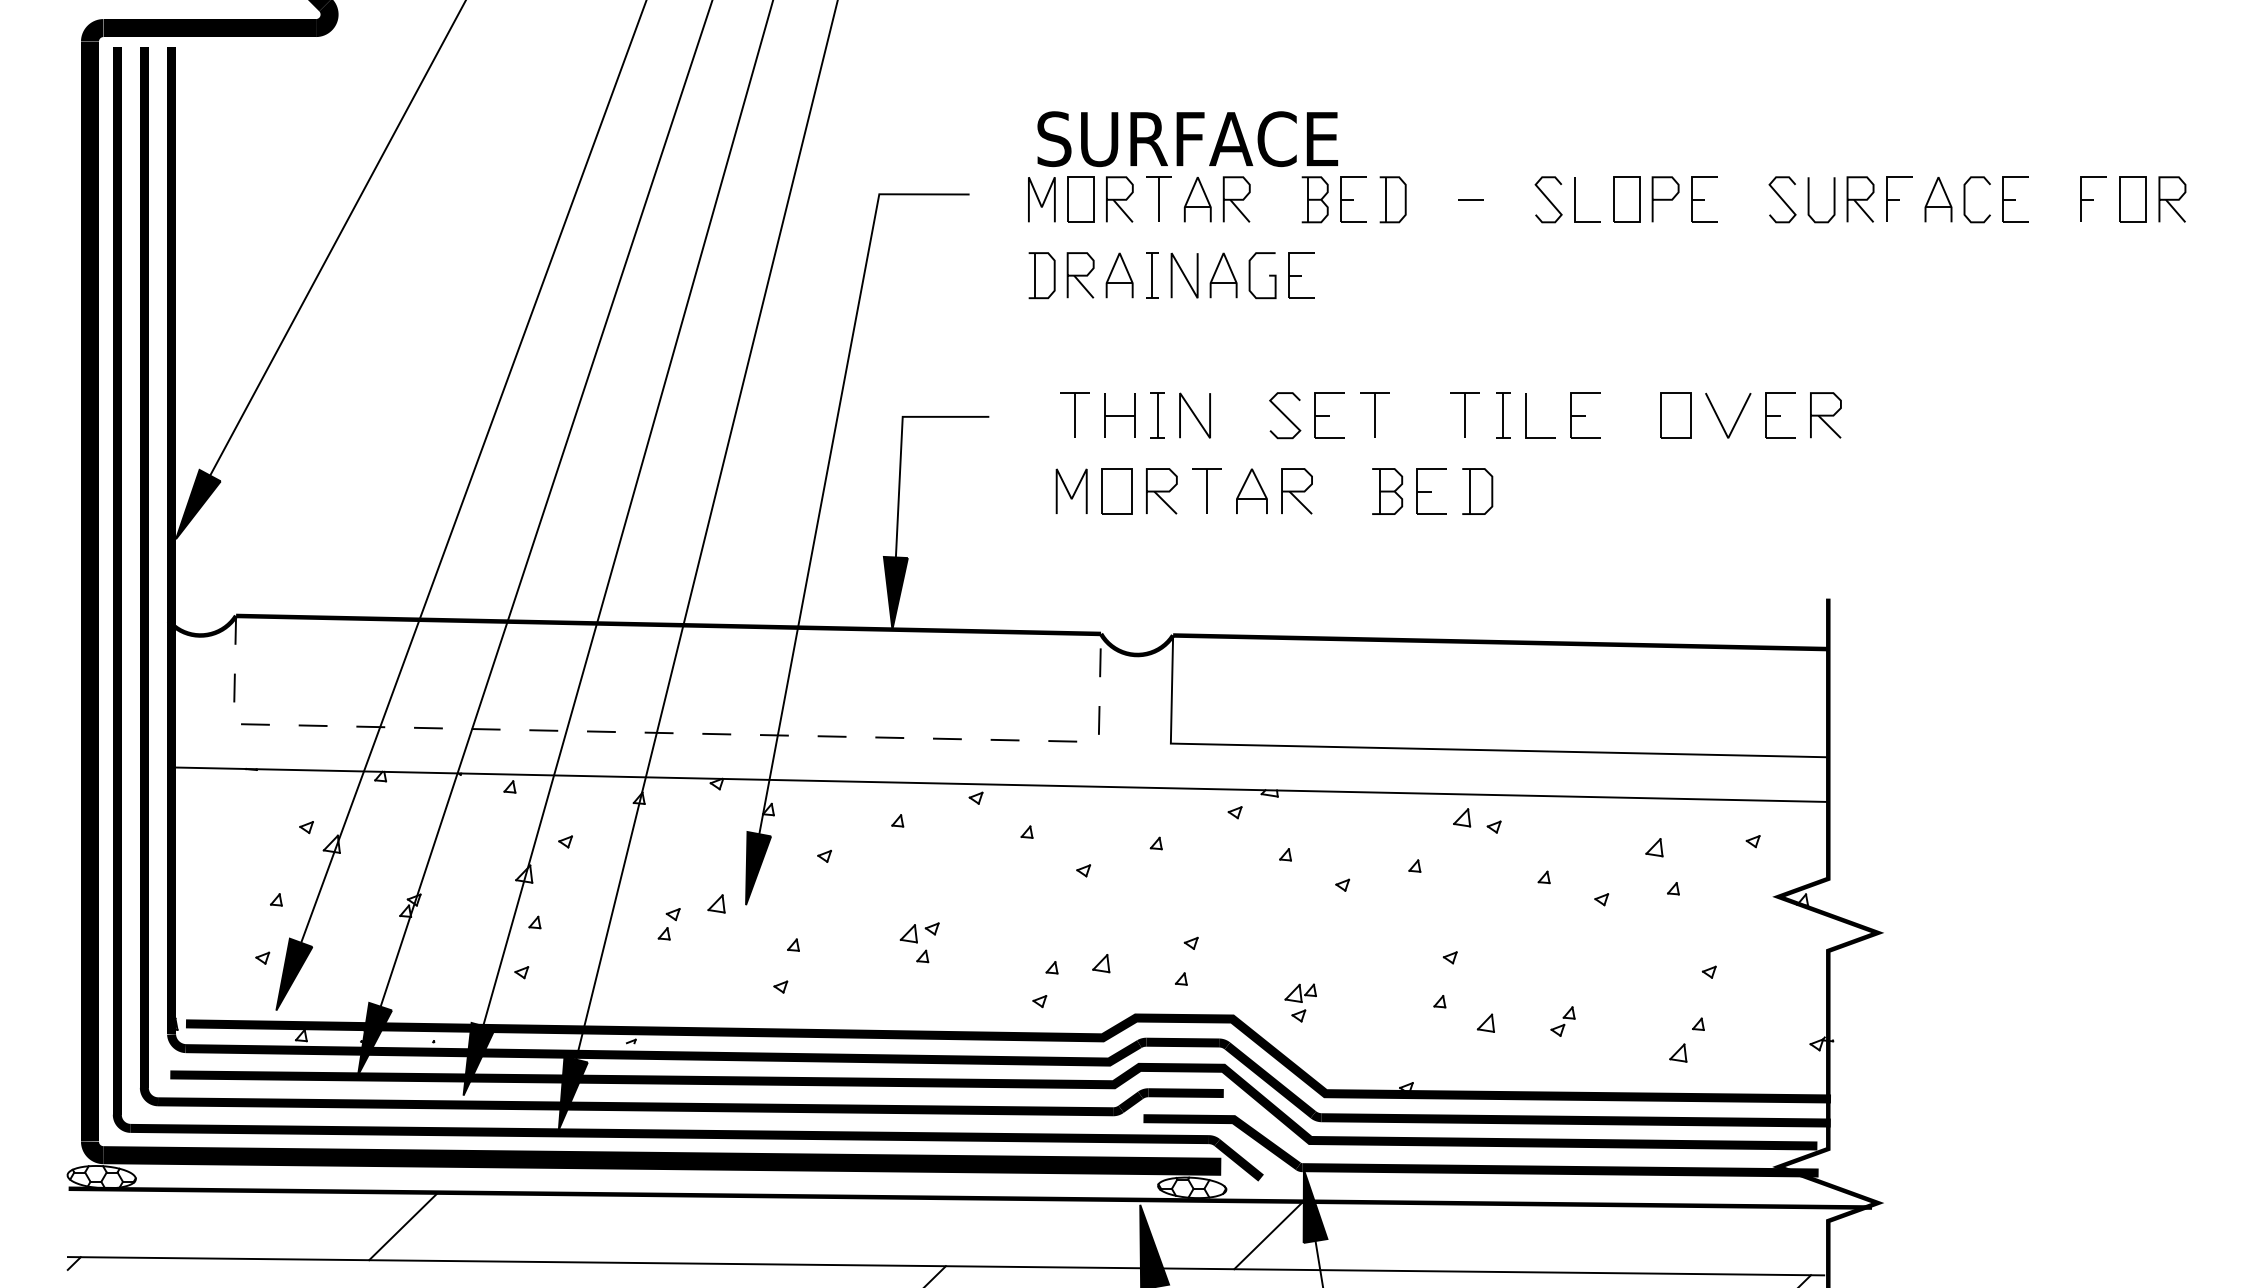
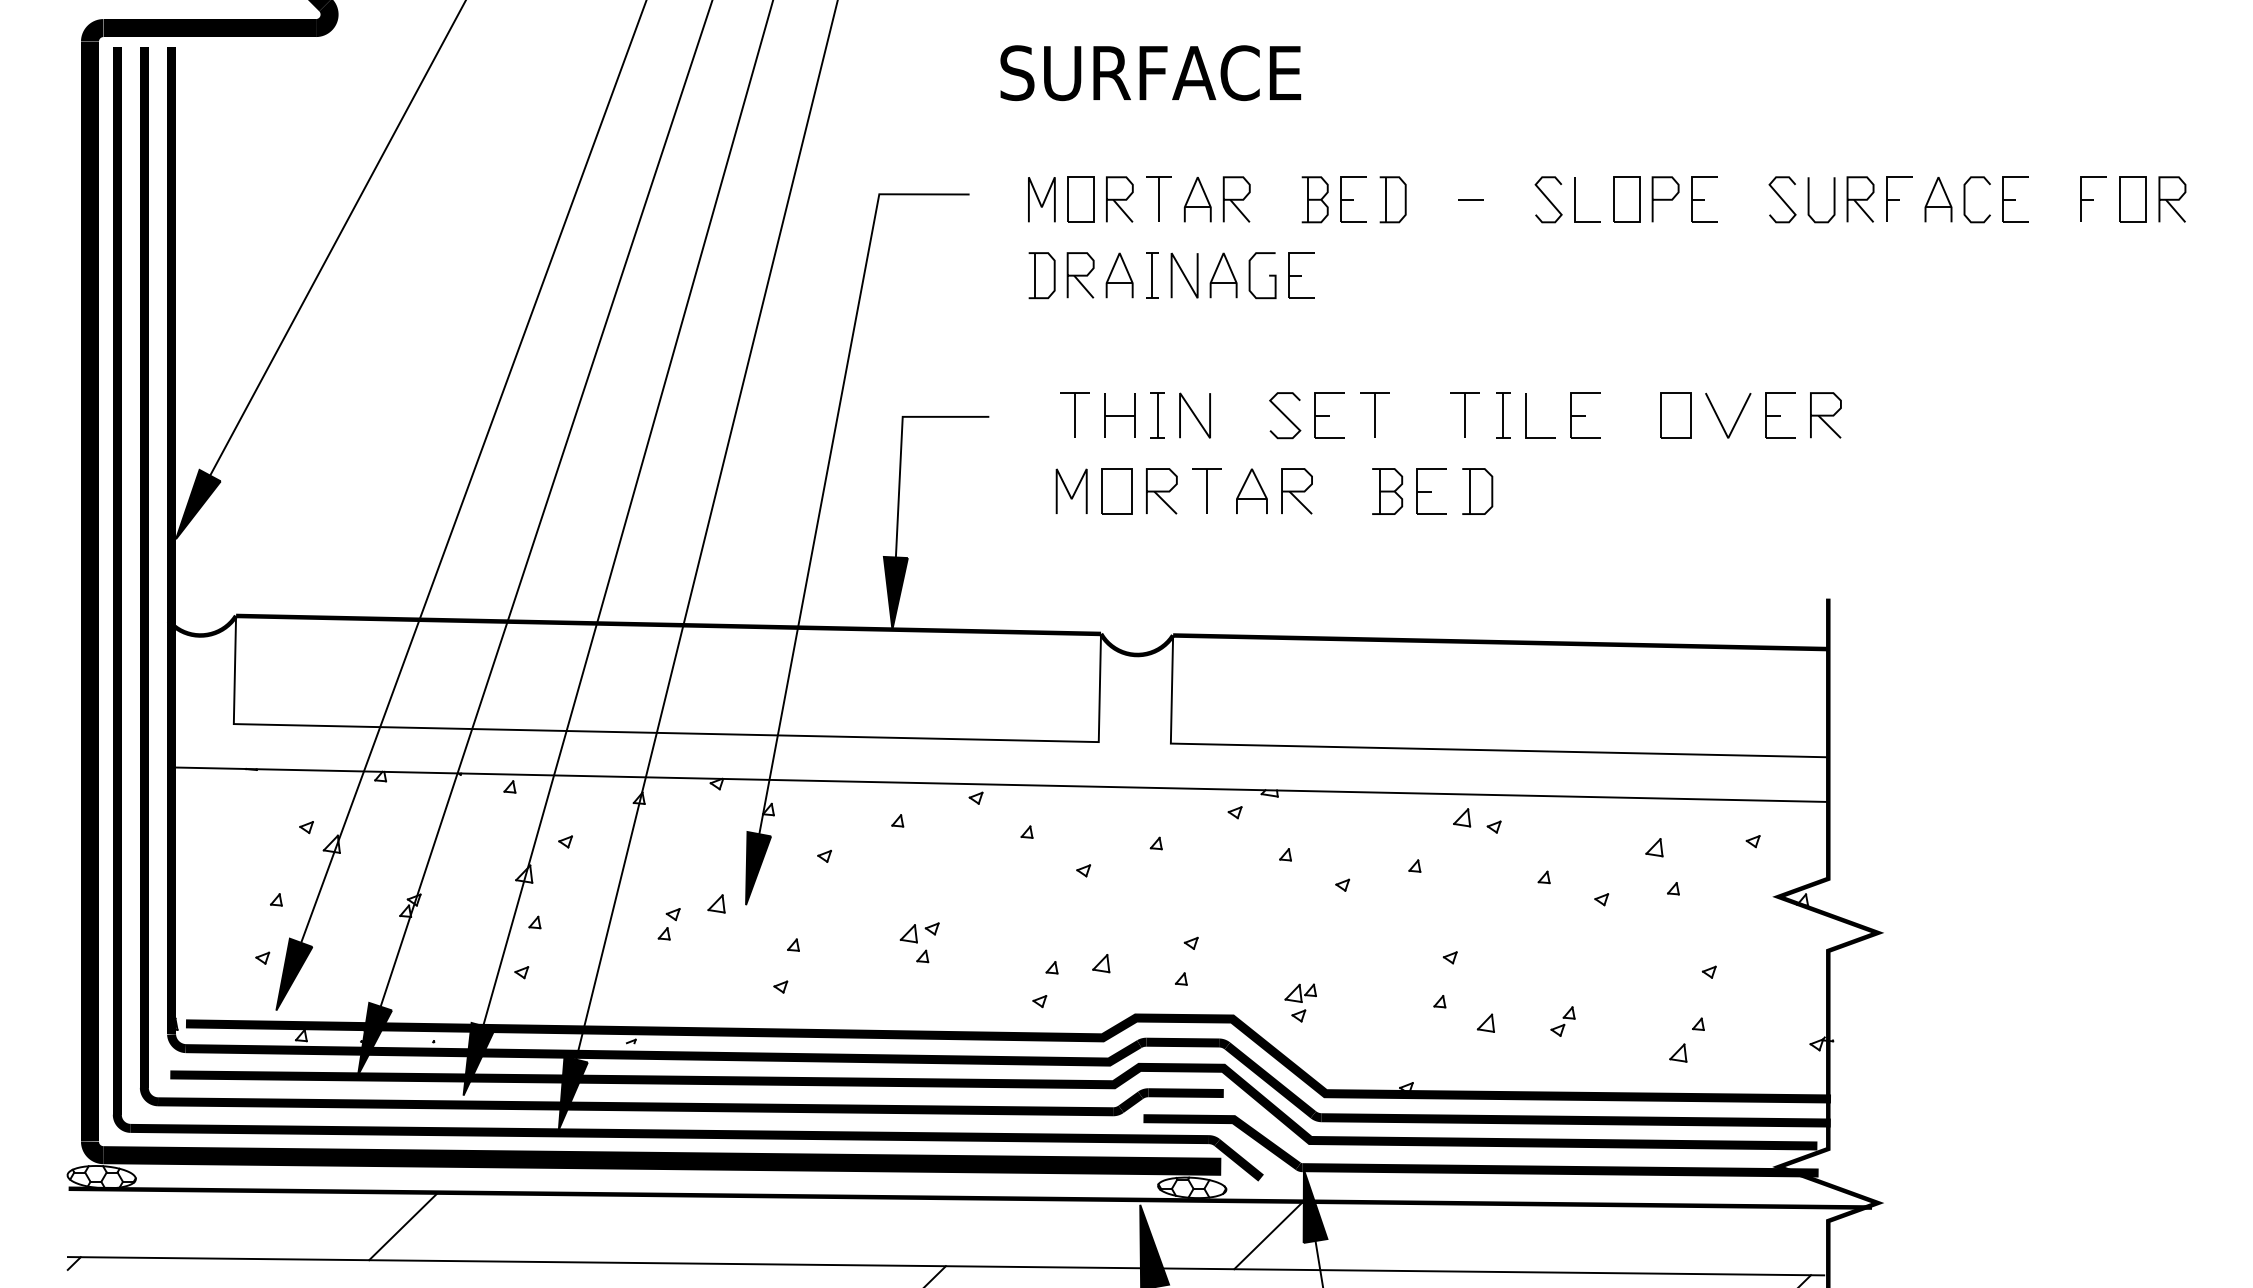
text position: (1187, 139) -> (1150, 73) (1150, 73)
line: dashed -> solid (666, 733)
